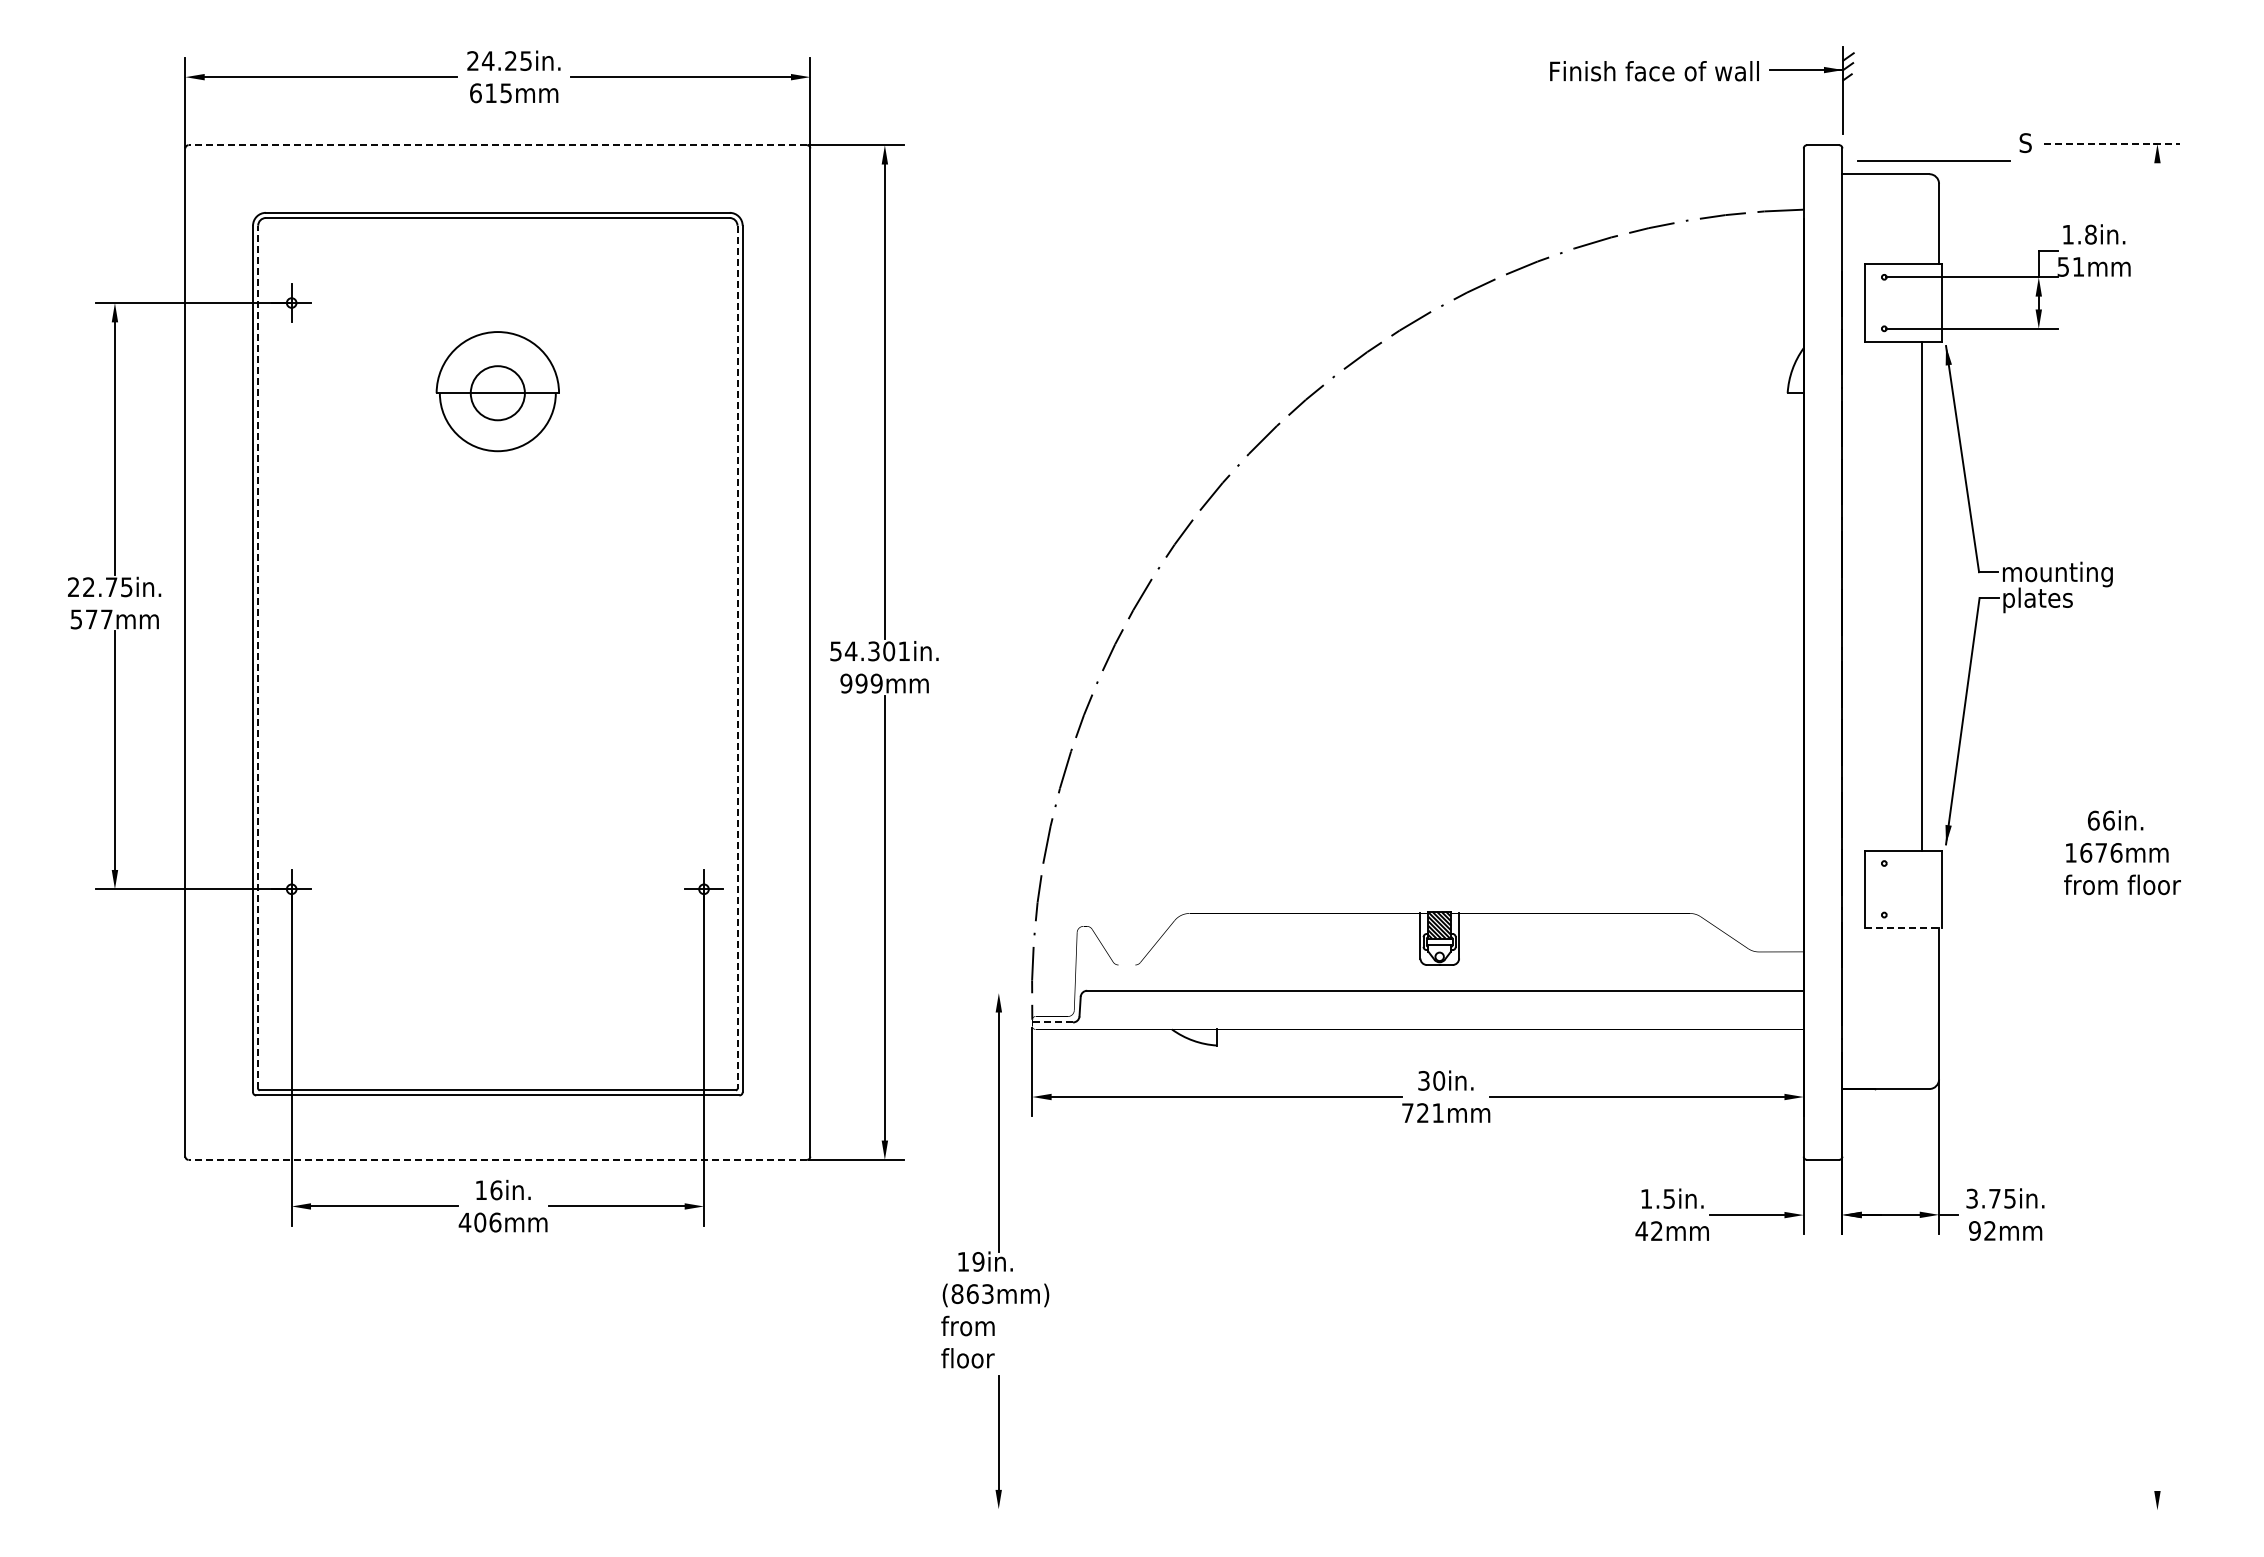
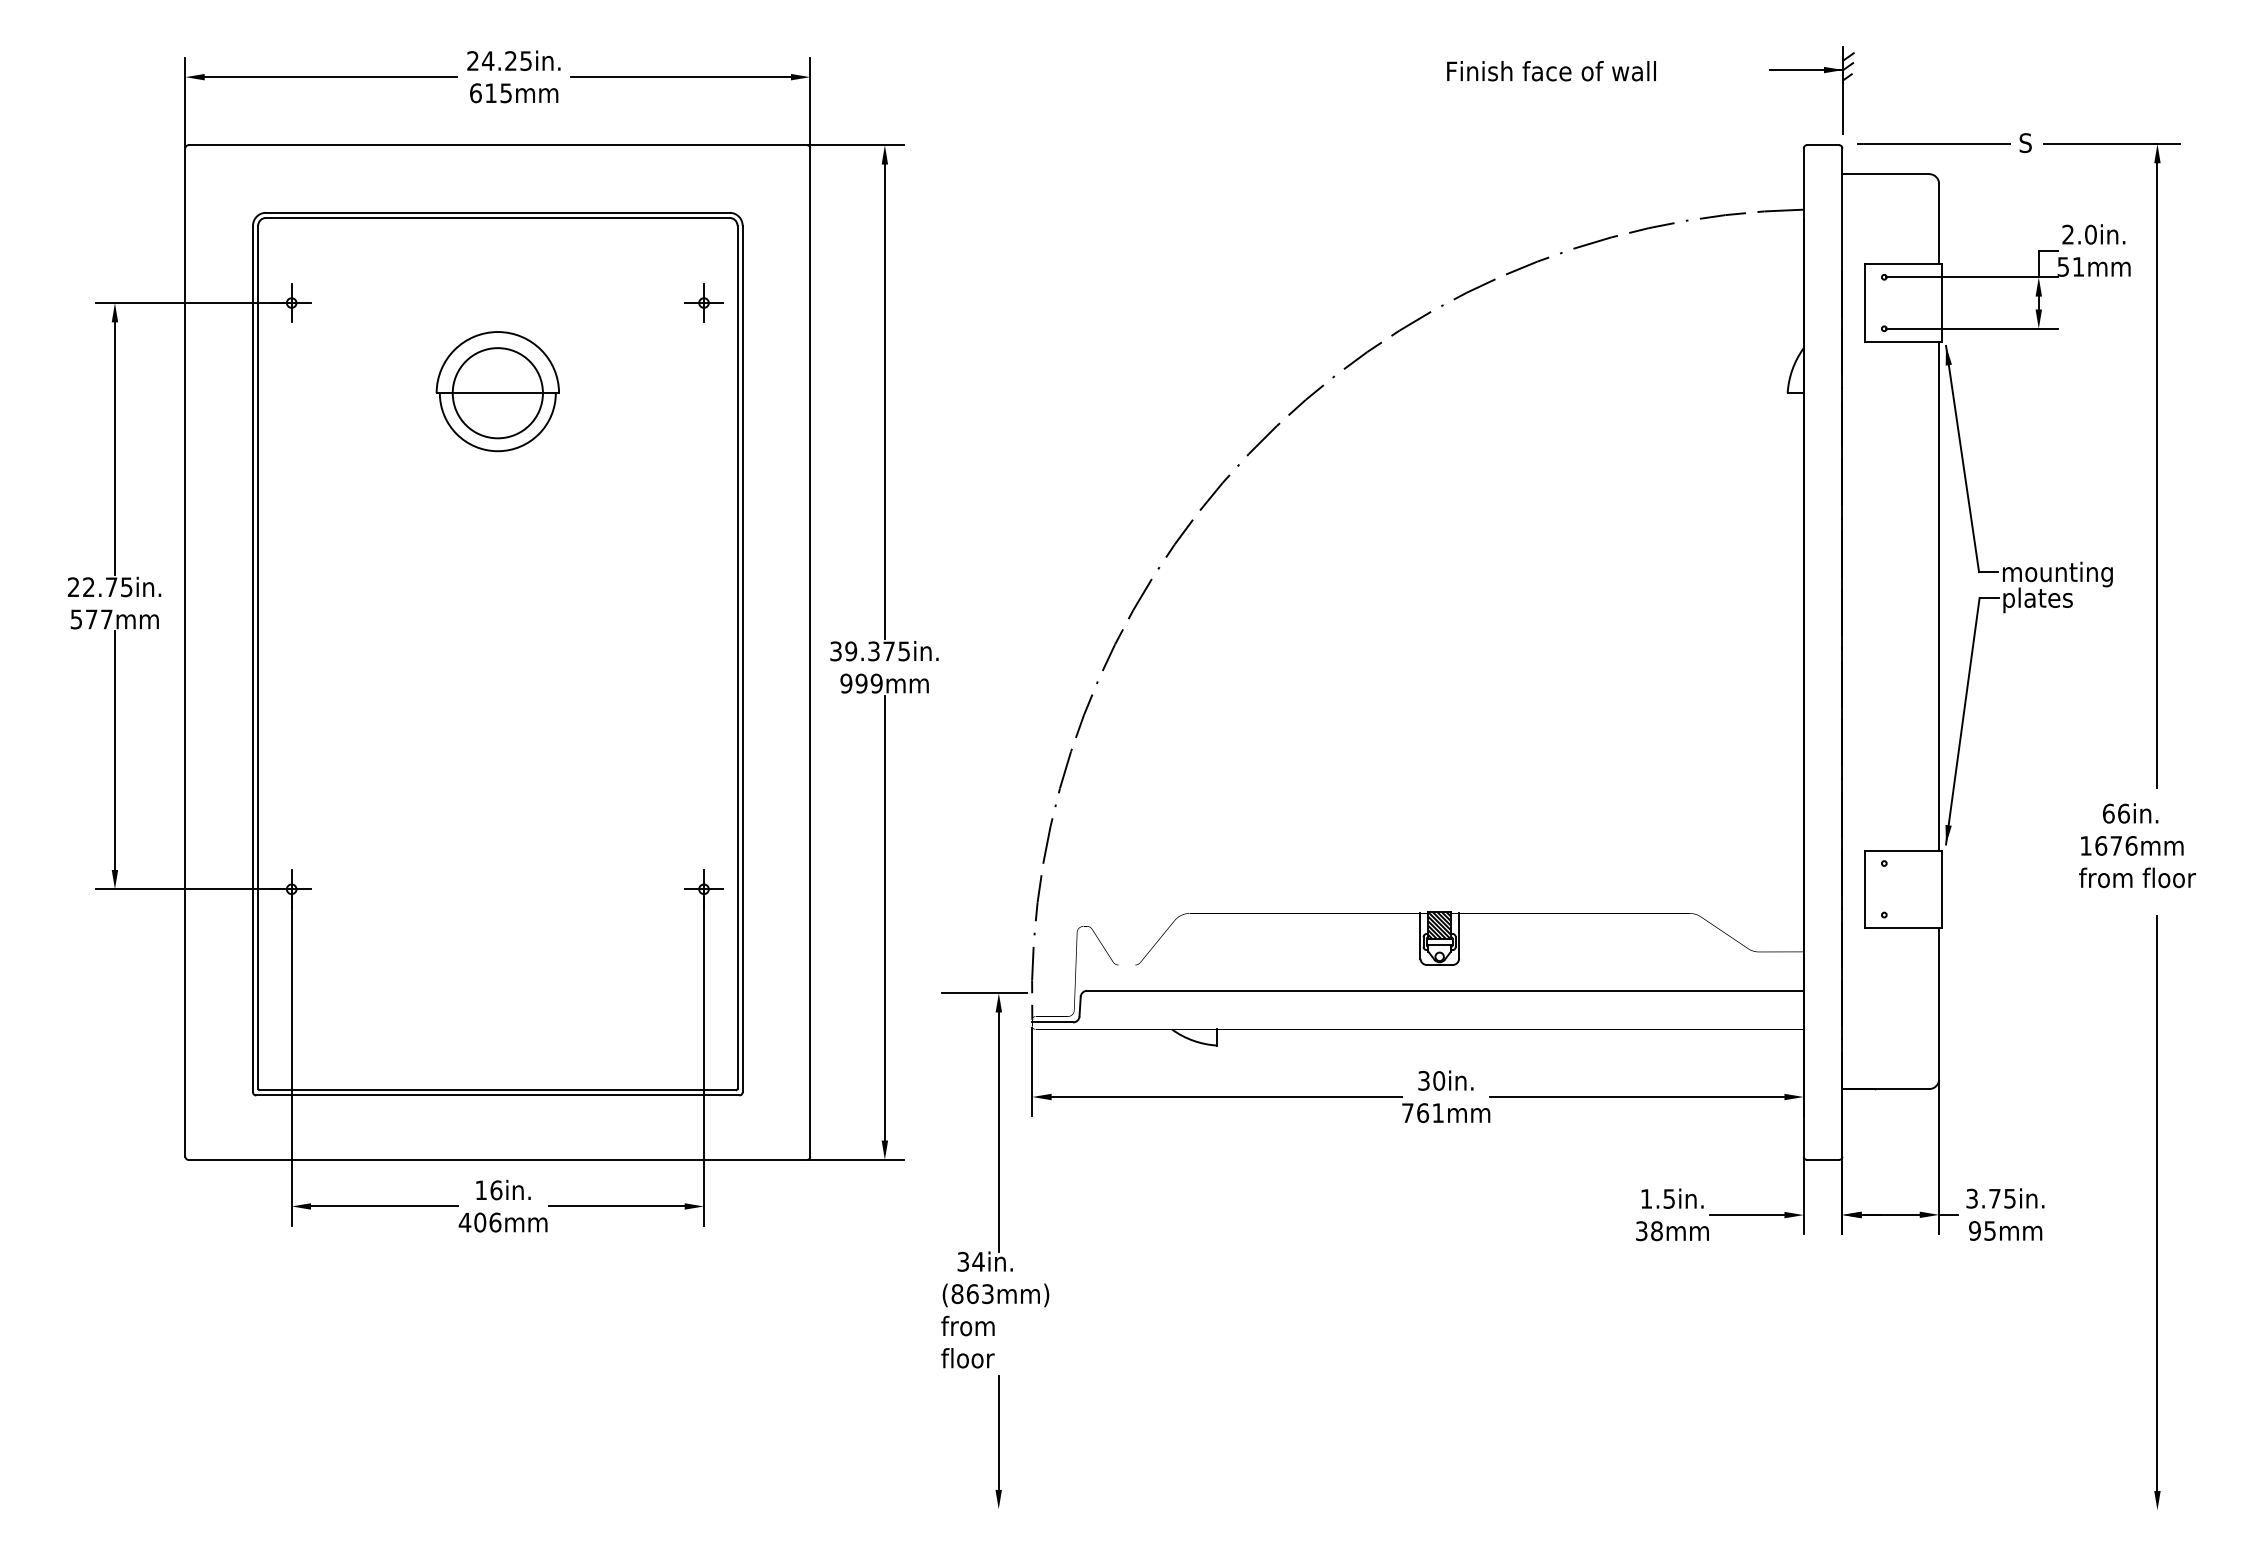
text position: (1654, 71) -> (1551, 71) (1551, 71)
line: dashed -> solid (2111, 143)
line: dashed -> solid (497, 145)
line position: (1933, 160) -> (1933, 143) (1933, 143)
text: 1.8in. -> 2.0in. (2079, 234)
part: none -> present (703, 302)
circle diameter: 54 px -> 90 px (497, 393)
line: none -> present (2157, 475)
line position: (1922, 595) -> (1939, 595) (1939, 595)
text: 54.301in. -> 39.375in. (869, 651)
line: dashed -> solid (258, 656)
line: dashed -> solid (737, 657)
text position: (2122, 852) -> (2137, 845) (2137, 845)
line: dashed -> solid (1903, 927)
line: none -> present (984, 993)
line: dashed -> solid (1052, 1022)
text: 721mm -> 761mm (1423, 1113)
line: dashed -> solid (497, 1159)
line: none -> present (2157, 1203)
text: 92mm -> 95mm (1989, 1230)
text: 42mm -> 38mm (1648, 1231)
text: 19in. -> 34in. (970, 1261)
